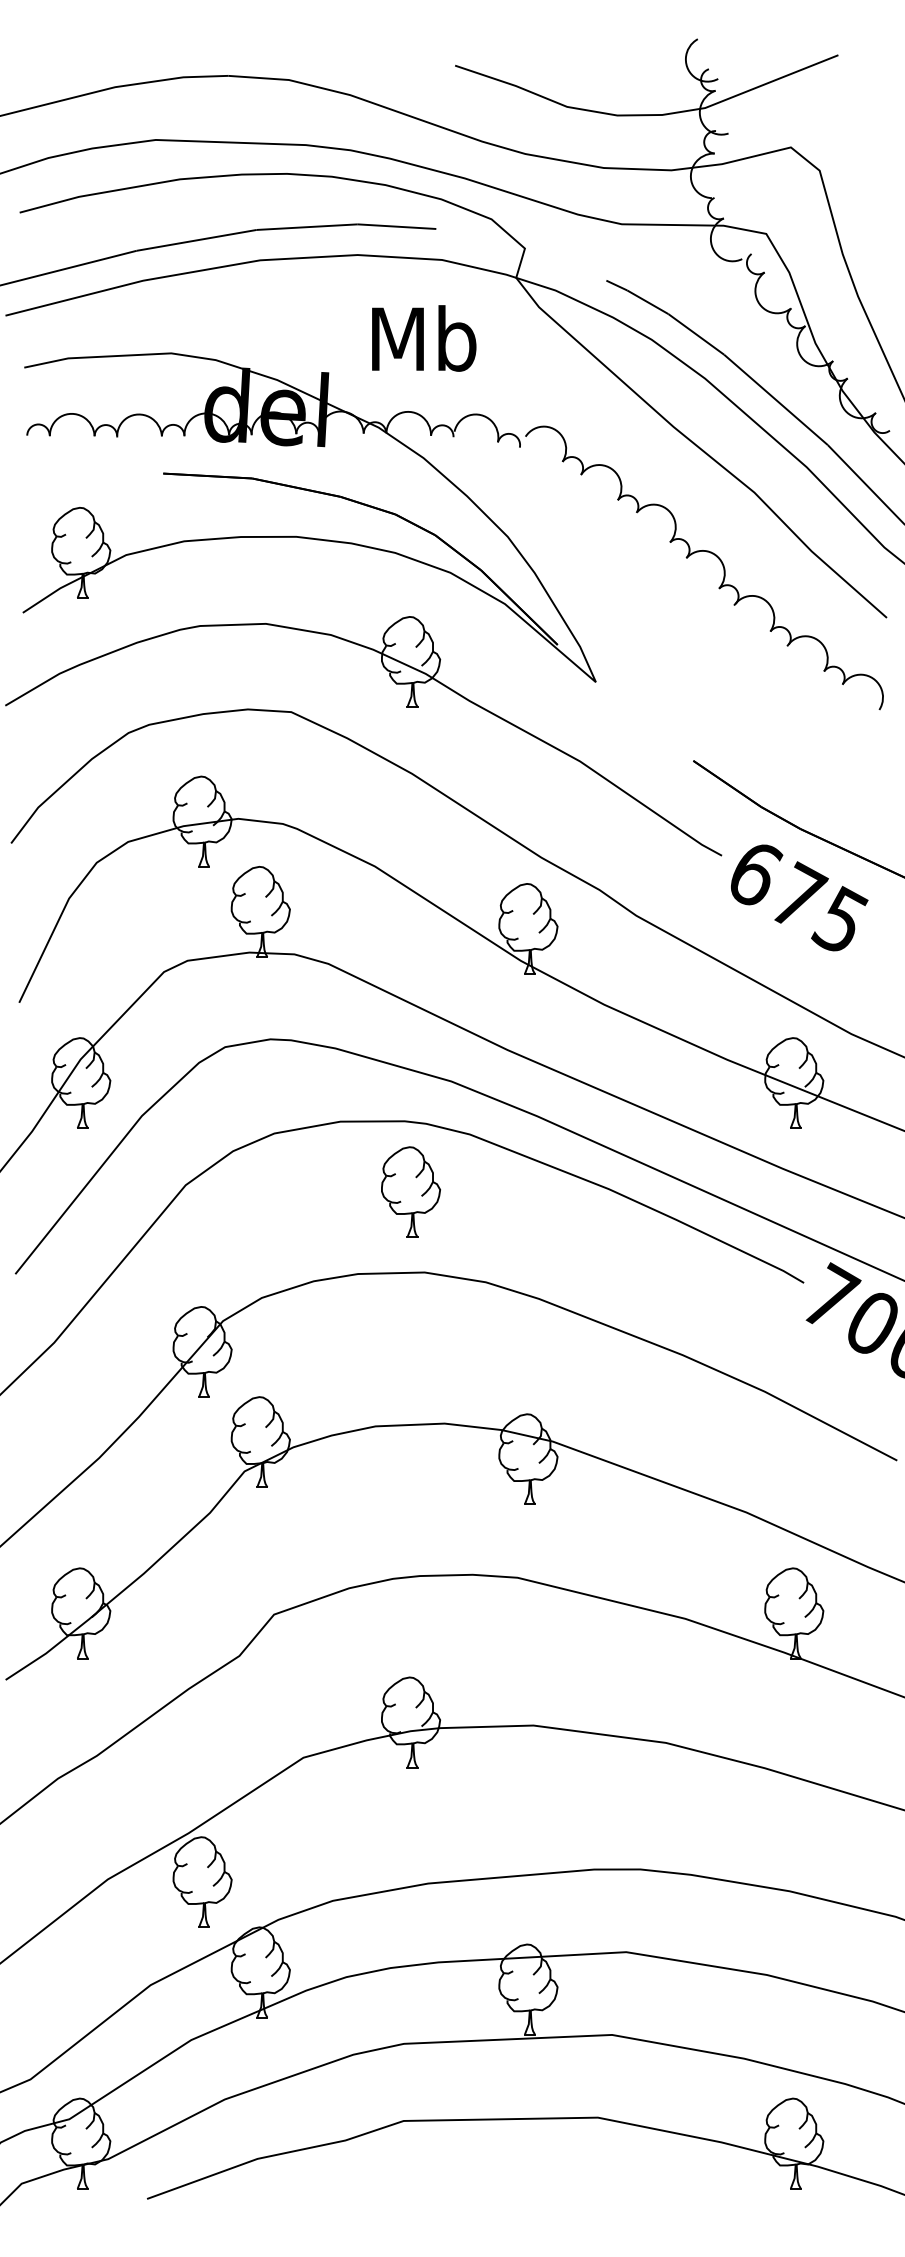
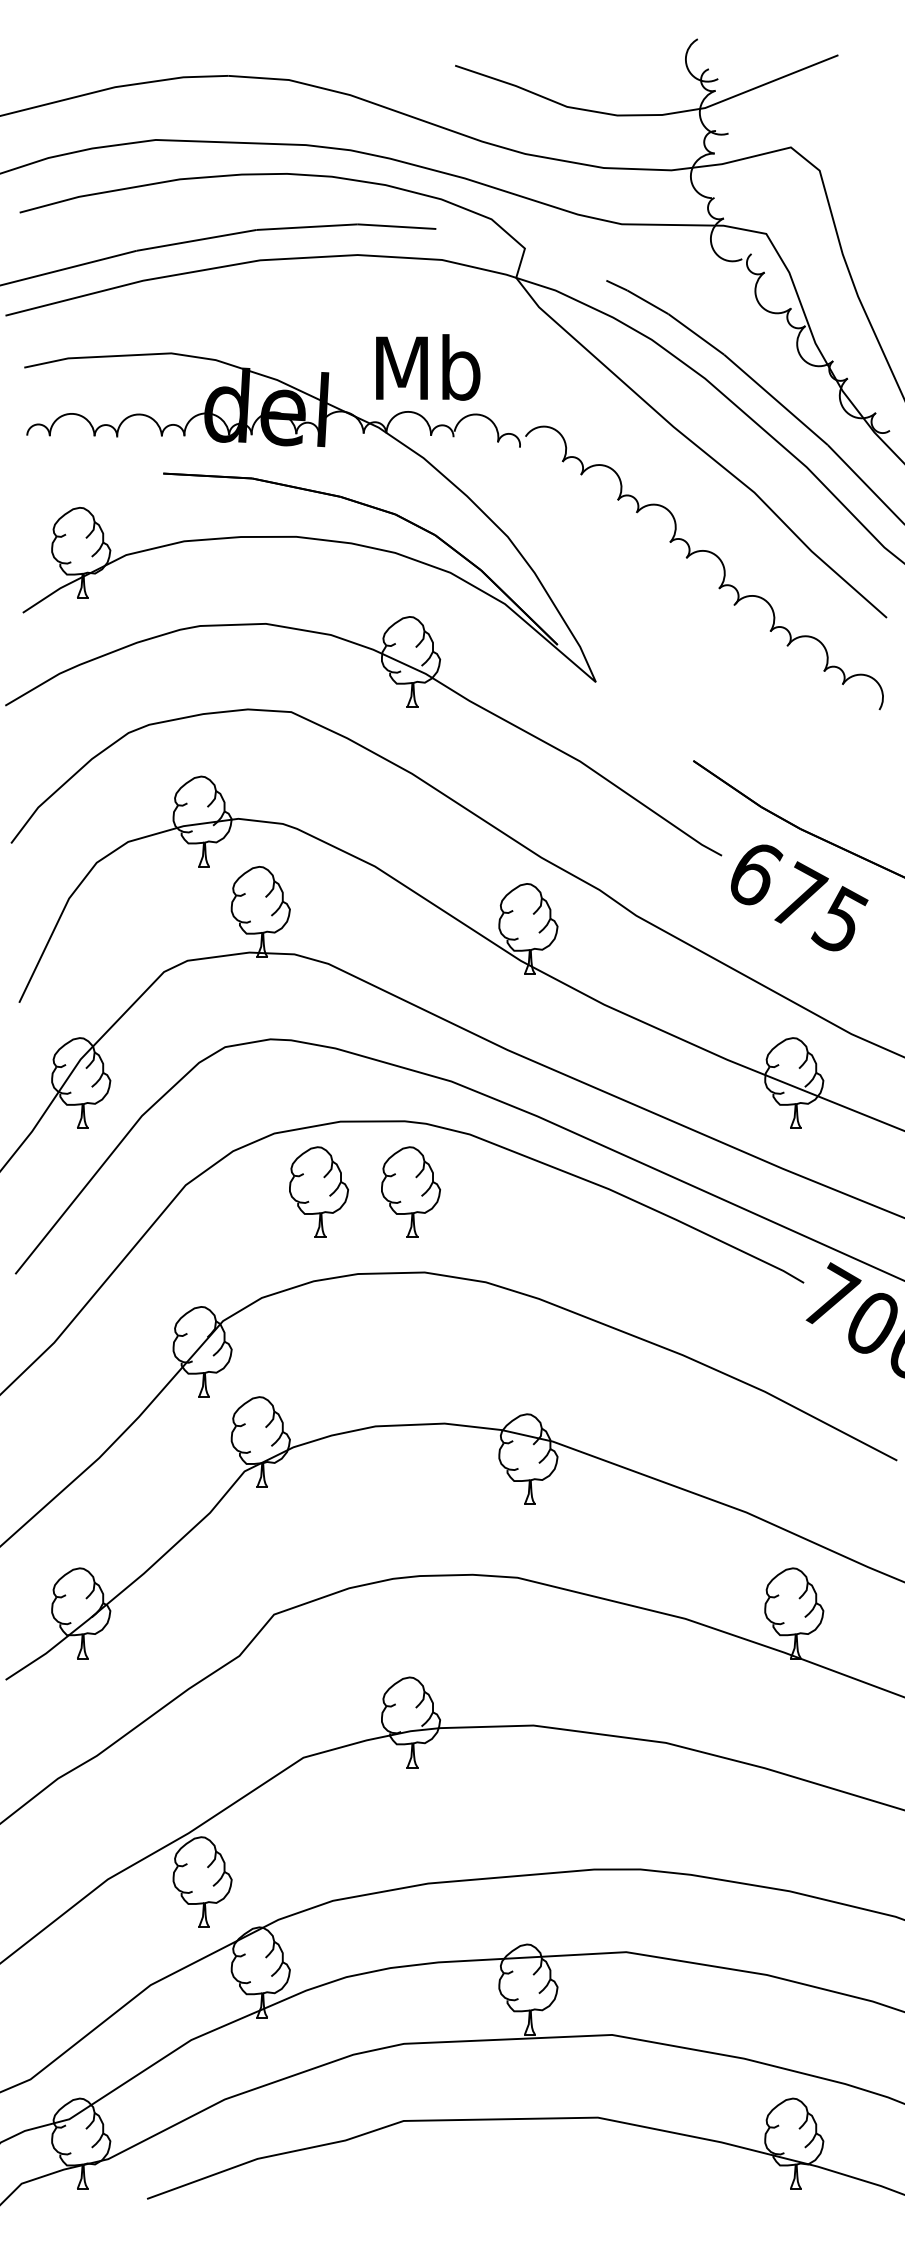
text position: (424, 338) -> (428, 367) (428, 367)
part: none -> present (318, 1191)
